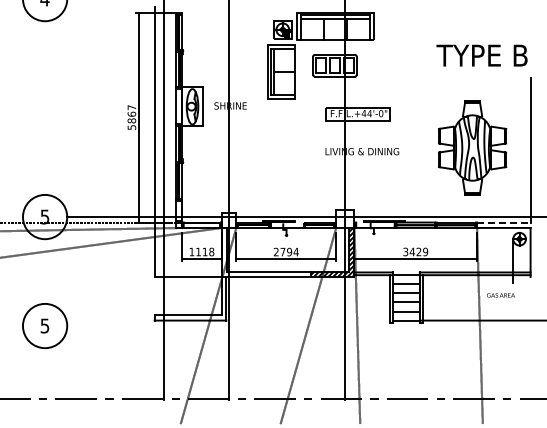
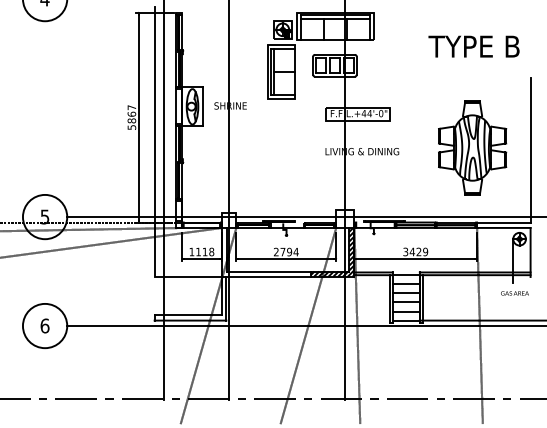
text position: (481, 55) -> (473, 46) (473, 46)
line: dashed -> solid (503, 222)
text position: (500, 295) -> (514, 293) (514, 293)
text: 5 -> 6 (44, 325)
line: none -> present (305, 326)
